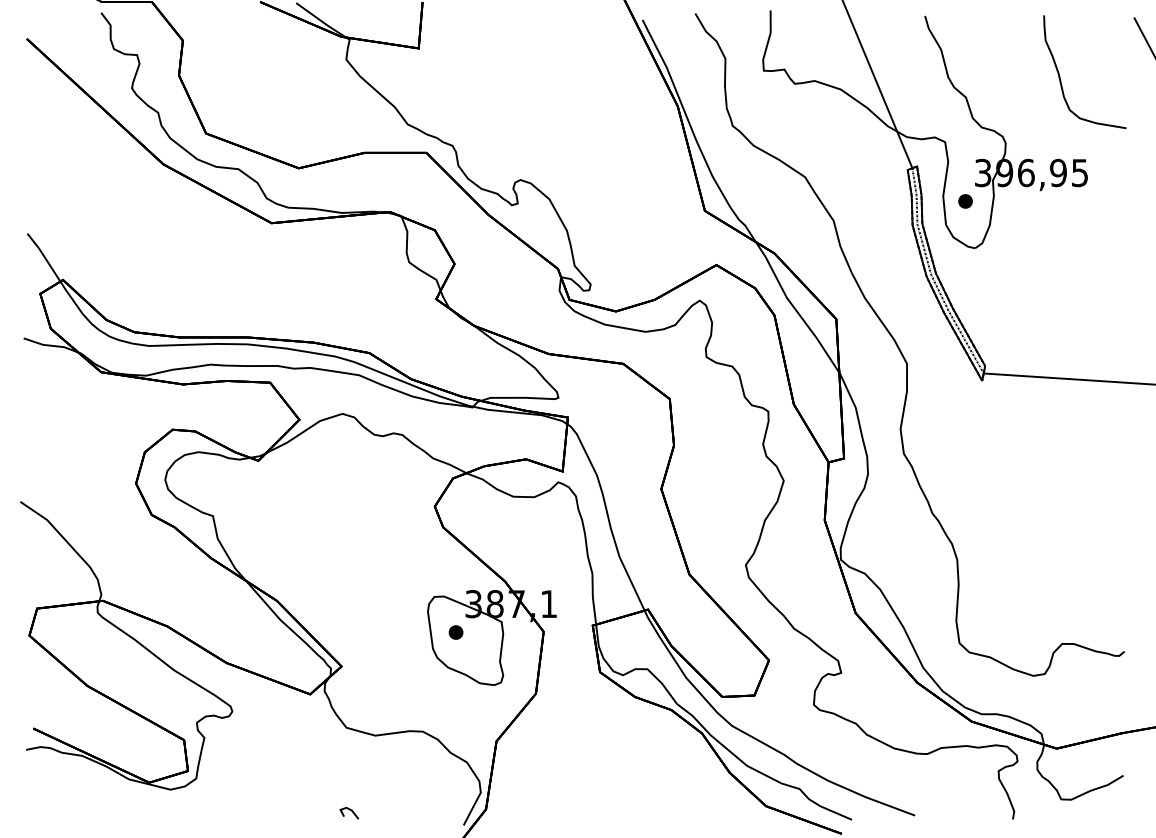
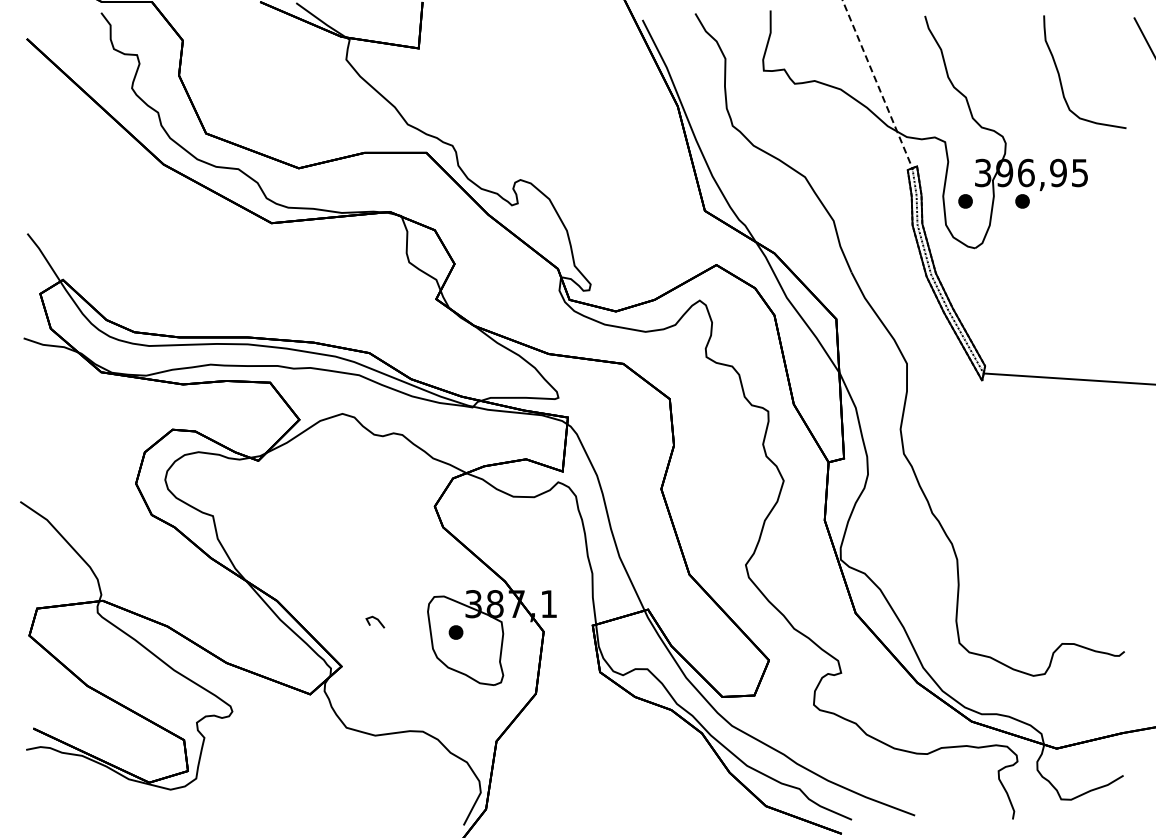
line: solid -> dashed (877, 84)
part: none -> present (1022, 201)
line position: (349, 810) -> (375, 619) (375, 619)
